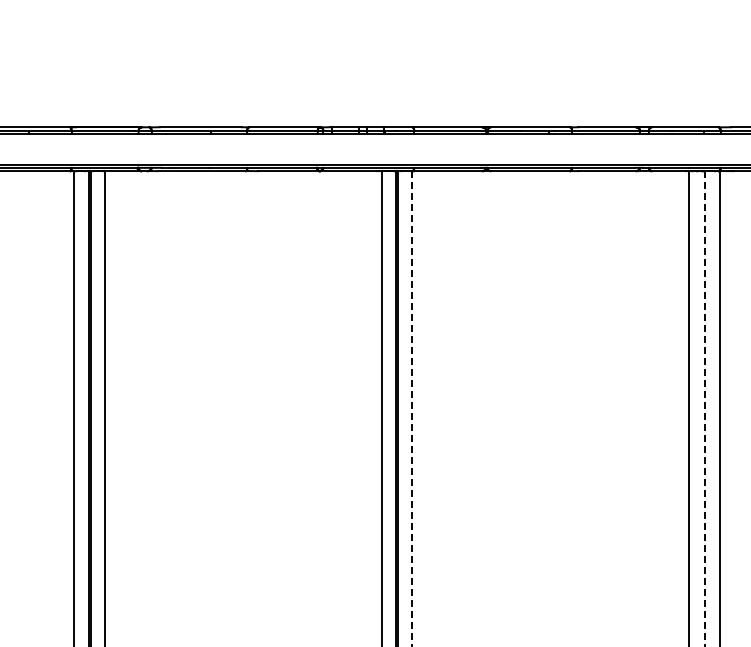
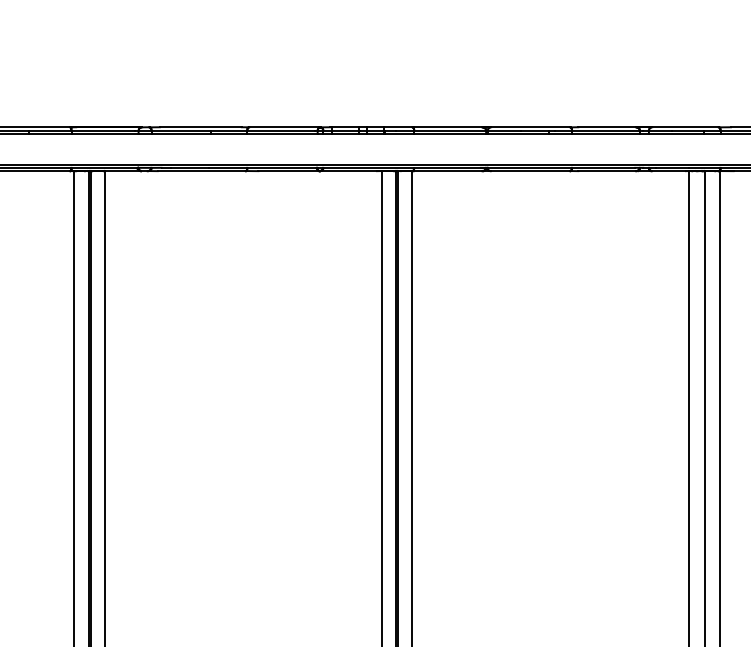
line: dashed -> solid (412, 408)
line: dashed -> solid (705, 408)
